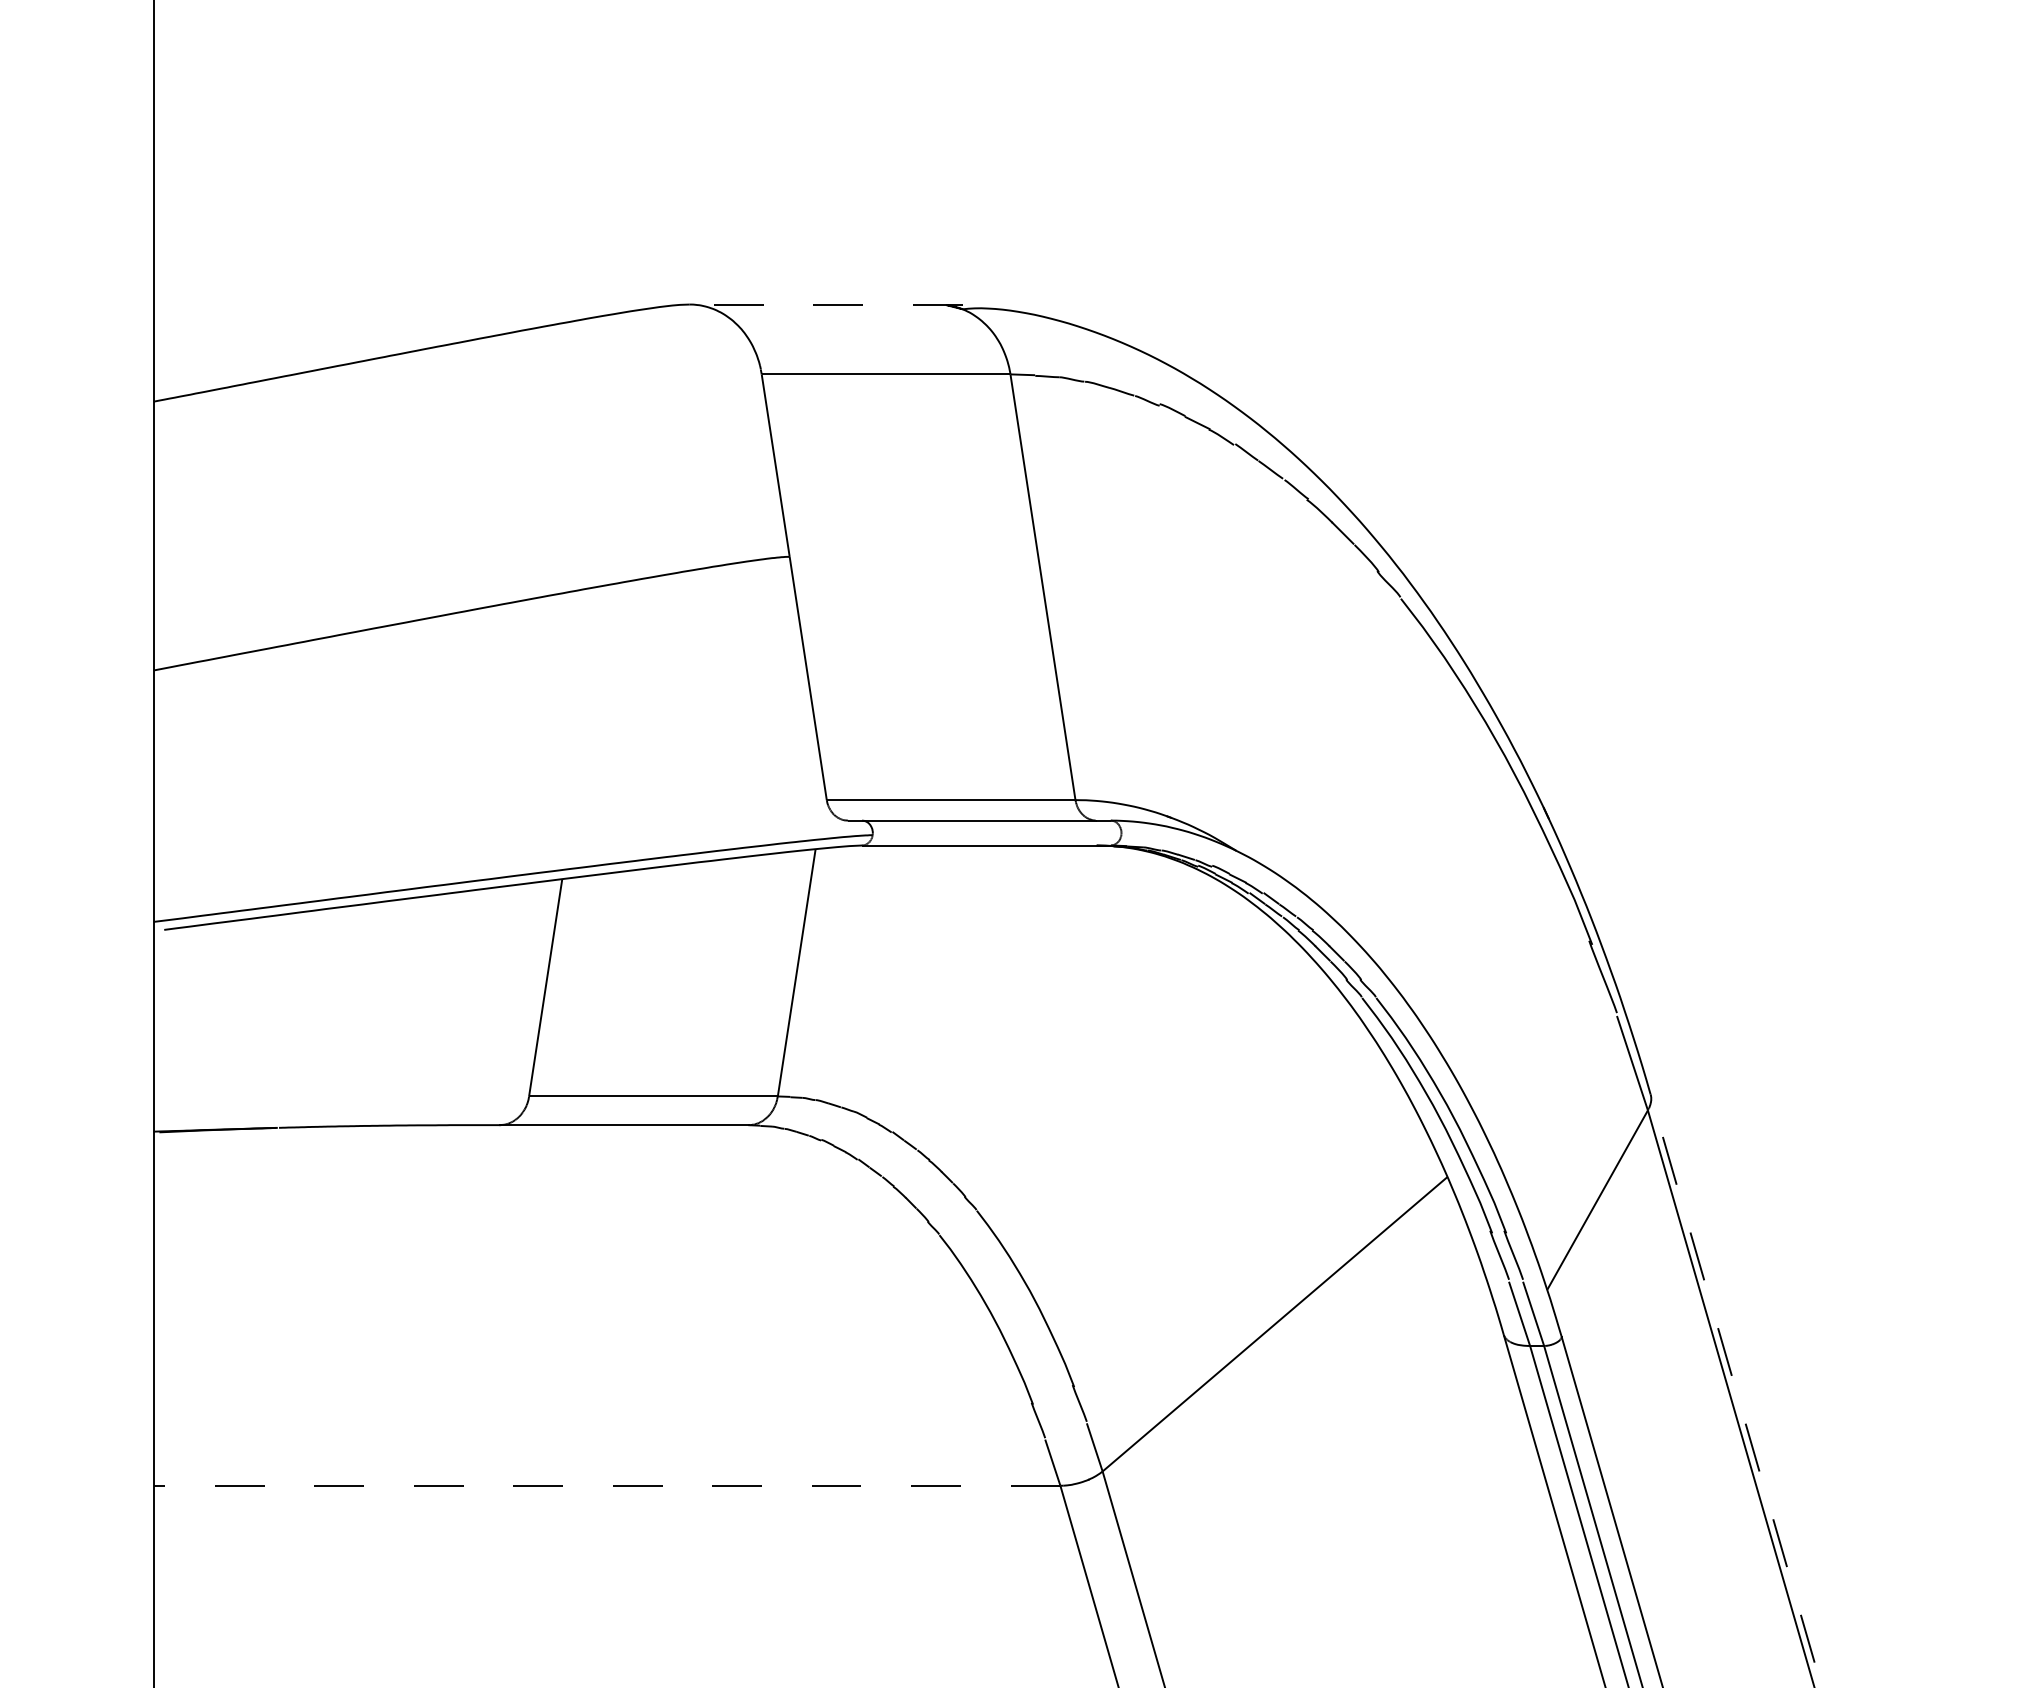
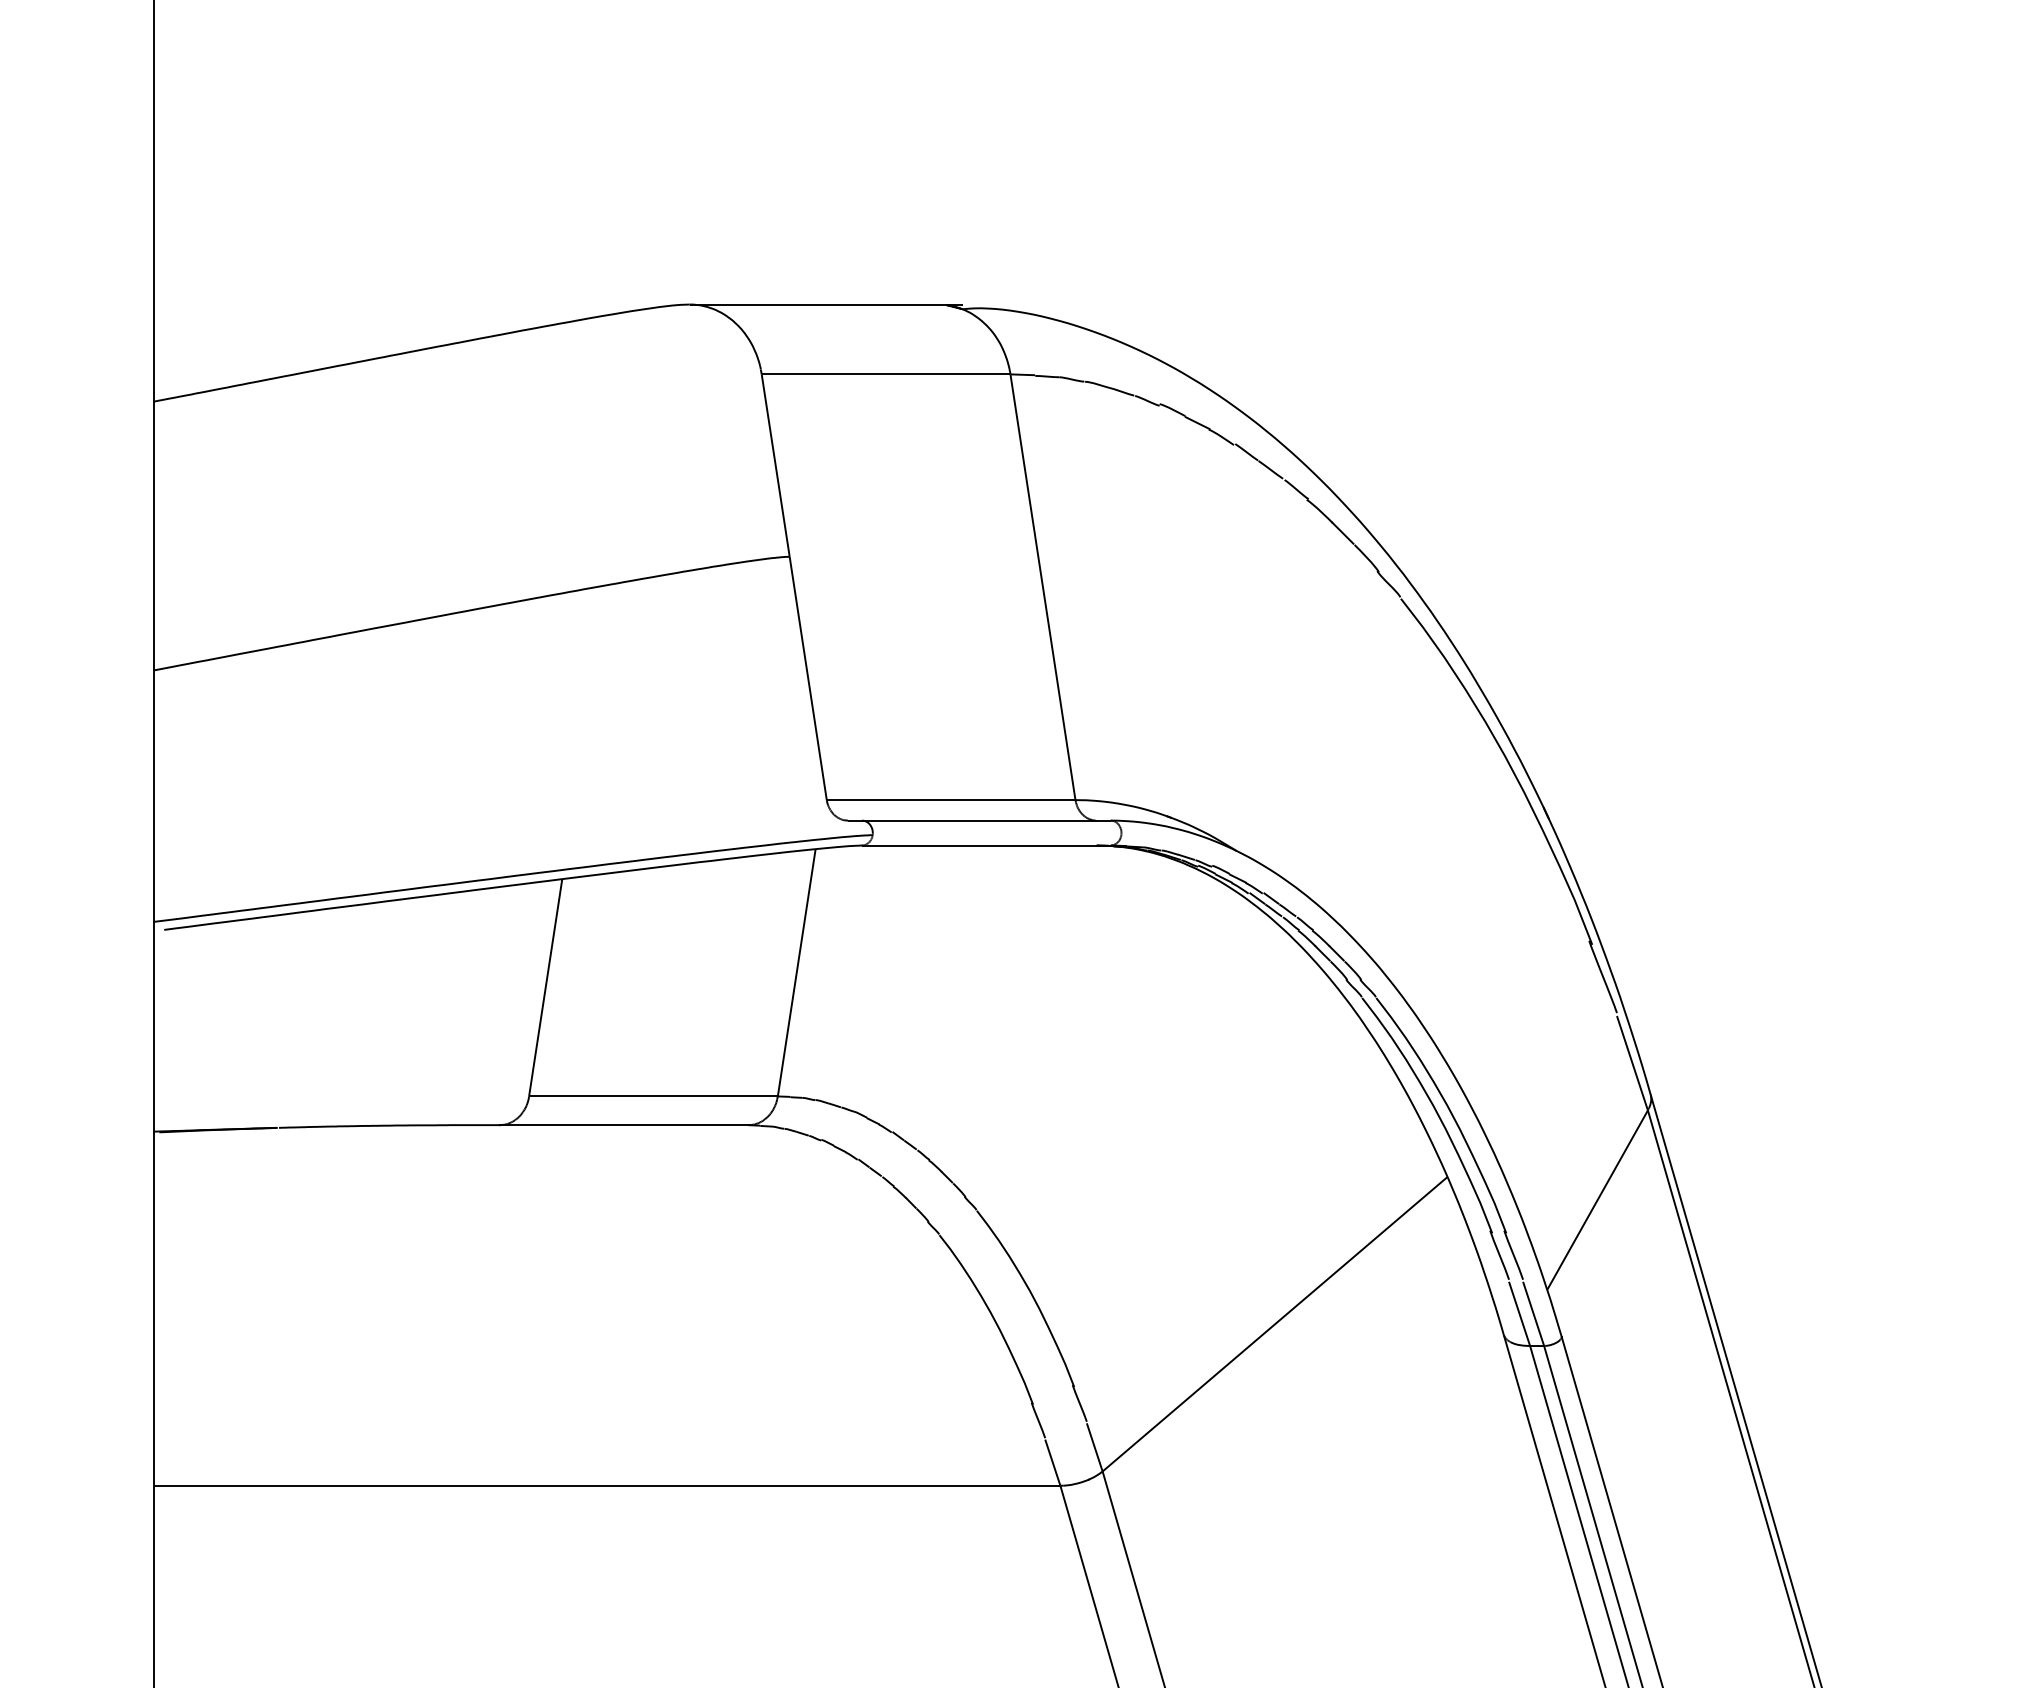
line: dashed -> solid (825, 304)
line: dashed -> solid (1736, 1391)
line: dashed -> solid (606, 1485)
